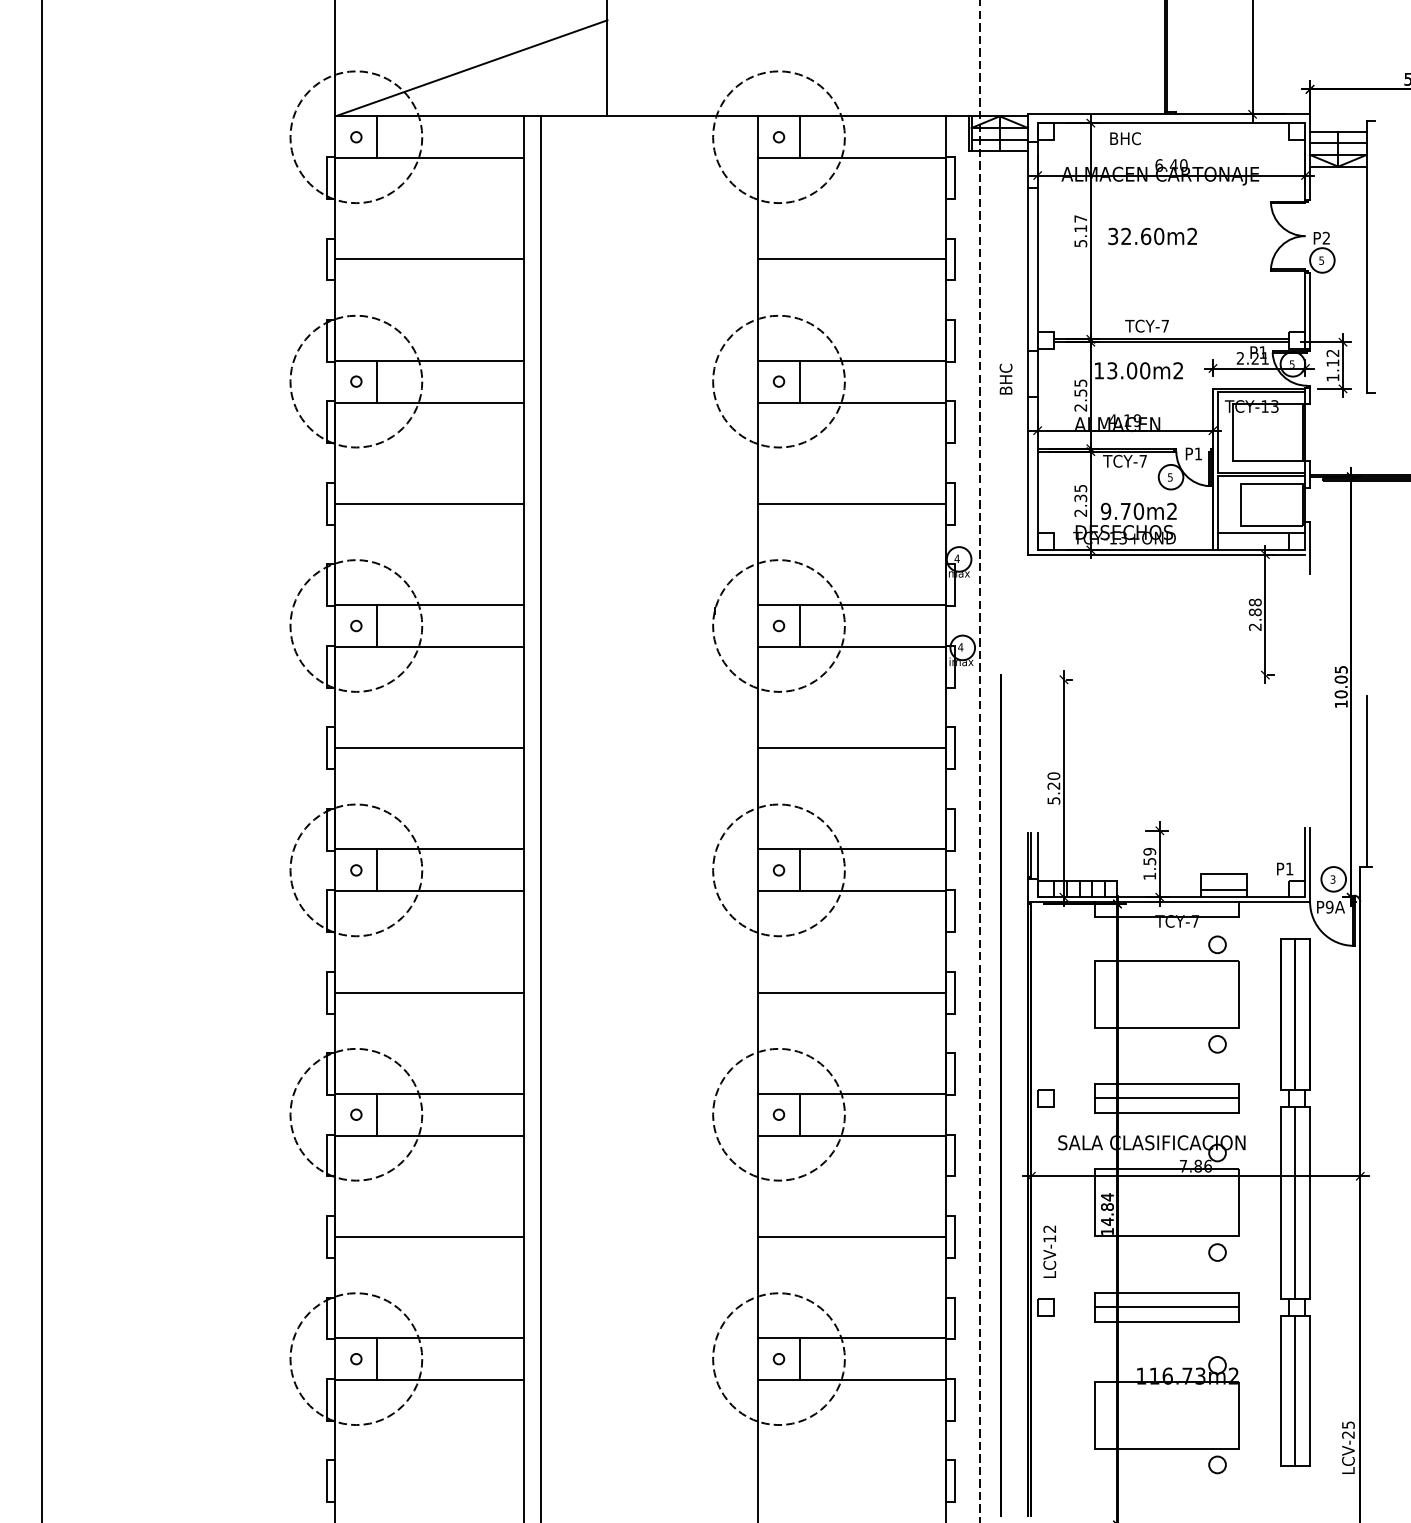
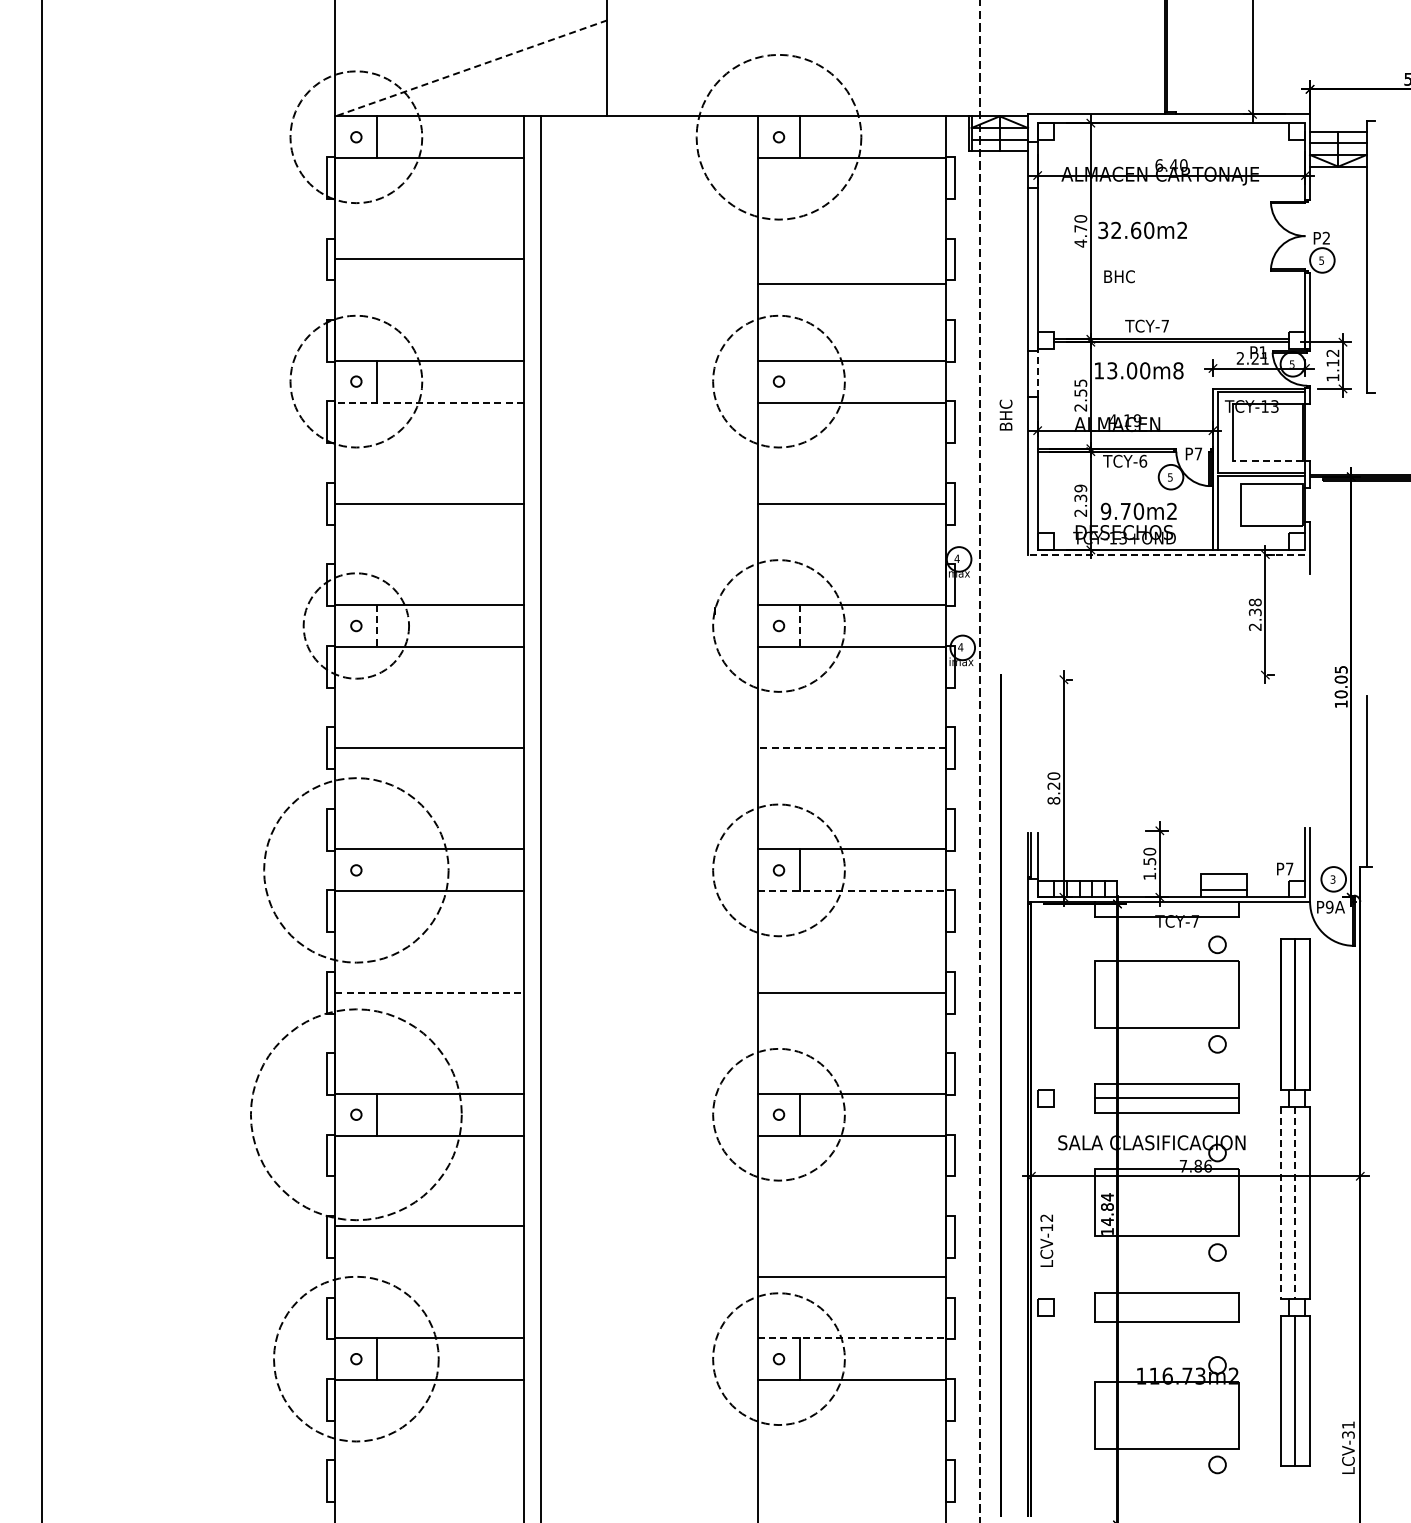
line: solid -> dashed (470, 68)
circle diameter: 132 px -> 165 px (778, 136)
text position: (1125, 138) -> (1119, 276) (1119, 276)
text: 5.17 -> 4.70 (1080, 231)
text position: (1152, 236) -> (1142, 230) (1142, 230)
line position: (852, 259) -> (852, 284) (852, 284)
text: 13.00m2 -> 13.00m8 (1178, 370)
line: solid -> dashed (1037, 373)
text position: (1005, 378) -> (1005, 414) (1005, 414)
line: present -> none (799, 381)
line: solid -> dashed (429, 402)
text: P1 -> P7 (1198, 453)
text: TCY-7 -> TCY-6 (1143, 460)
line: solid -> dashed (1267, 460)
text: 2.35 -> 2.39 (1080, 488)
line: present -> none (1252, 533)
line: solid -> dashed (1166, 554)
text: 2.88 -> 2.38 (1255, 612)
circle diameter: 132 px -> 105 px (356, 625)
line: solid -> dashed (377, 626)
line: solid -> dashed (799, 626)
line: solid -> dashed (851, 748)
text: 5.20 -> 8.20 (1053, 800)
text: 1.59 -> 1.50 (1149, 851)
text: P1 -> P7 (1289, 868)
circle diameter: 132 px -> 185 px (356, 870)
line: present -> none (377, 870)
line: solid -> dashed (852, 891)
line: solid -> dashed (430, 992)
circle diameter: 132 px -> 211 px (355, 1114)
line: solid -> dashed (1280, 1203)
line: solid -> dashed (1295, 1203)
line position: (429, 1236) -> (429, 1225) (429, 1225)
line position: (852, 1236) -> (852, 1276) (852, 1276)
text position: (1049, 1251) -> (1046, 1240) (1046, 1240)
line: present -> none (1166, 1307)
line: solid -> dashed (852, 1338)
circle diameter: 132 px -> 165 px (356, 1358)
text: LCV-25 -> LCV-31 (1348, 1429)
